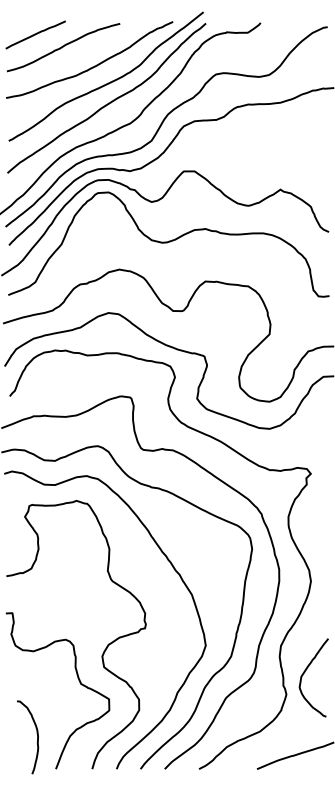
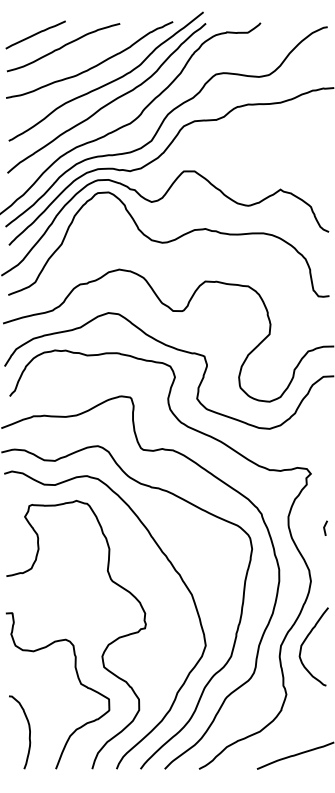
line: none -> present (325, 527)
curve position: (305, 672) -> (305, 641) (305, 641)
curve position: (36, 733) -> (28, 728) (28, 728)
